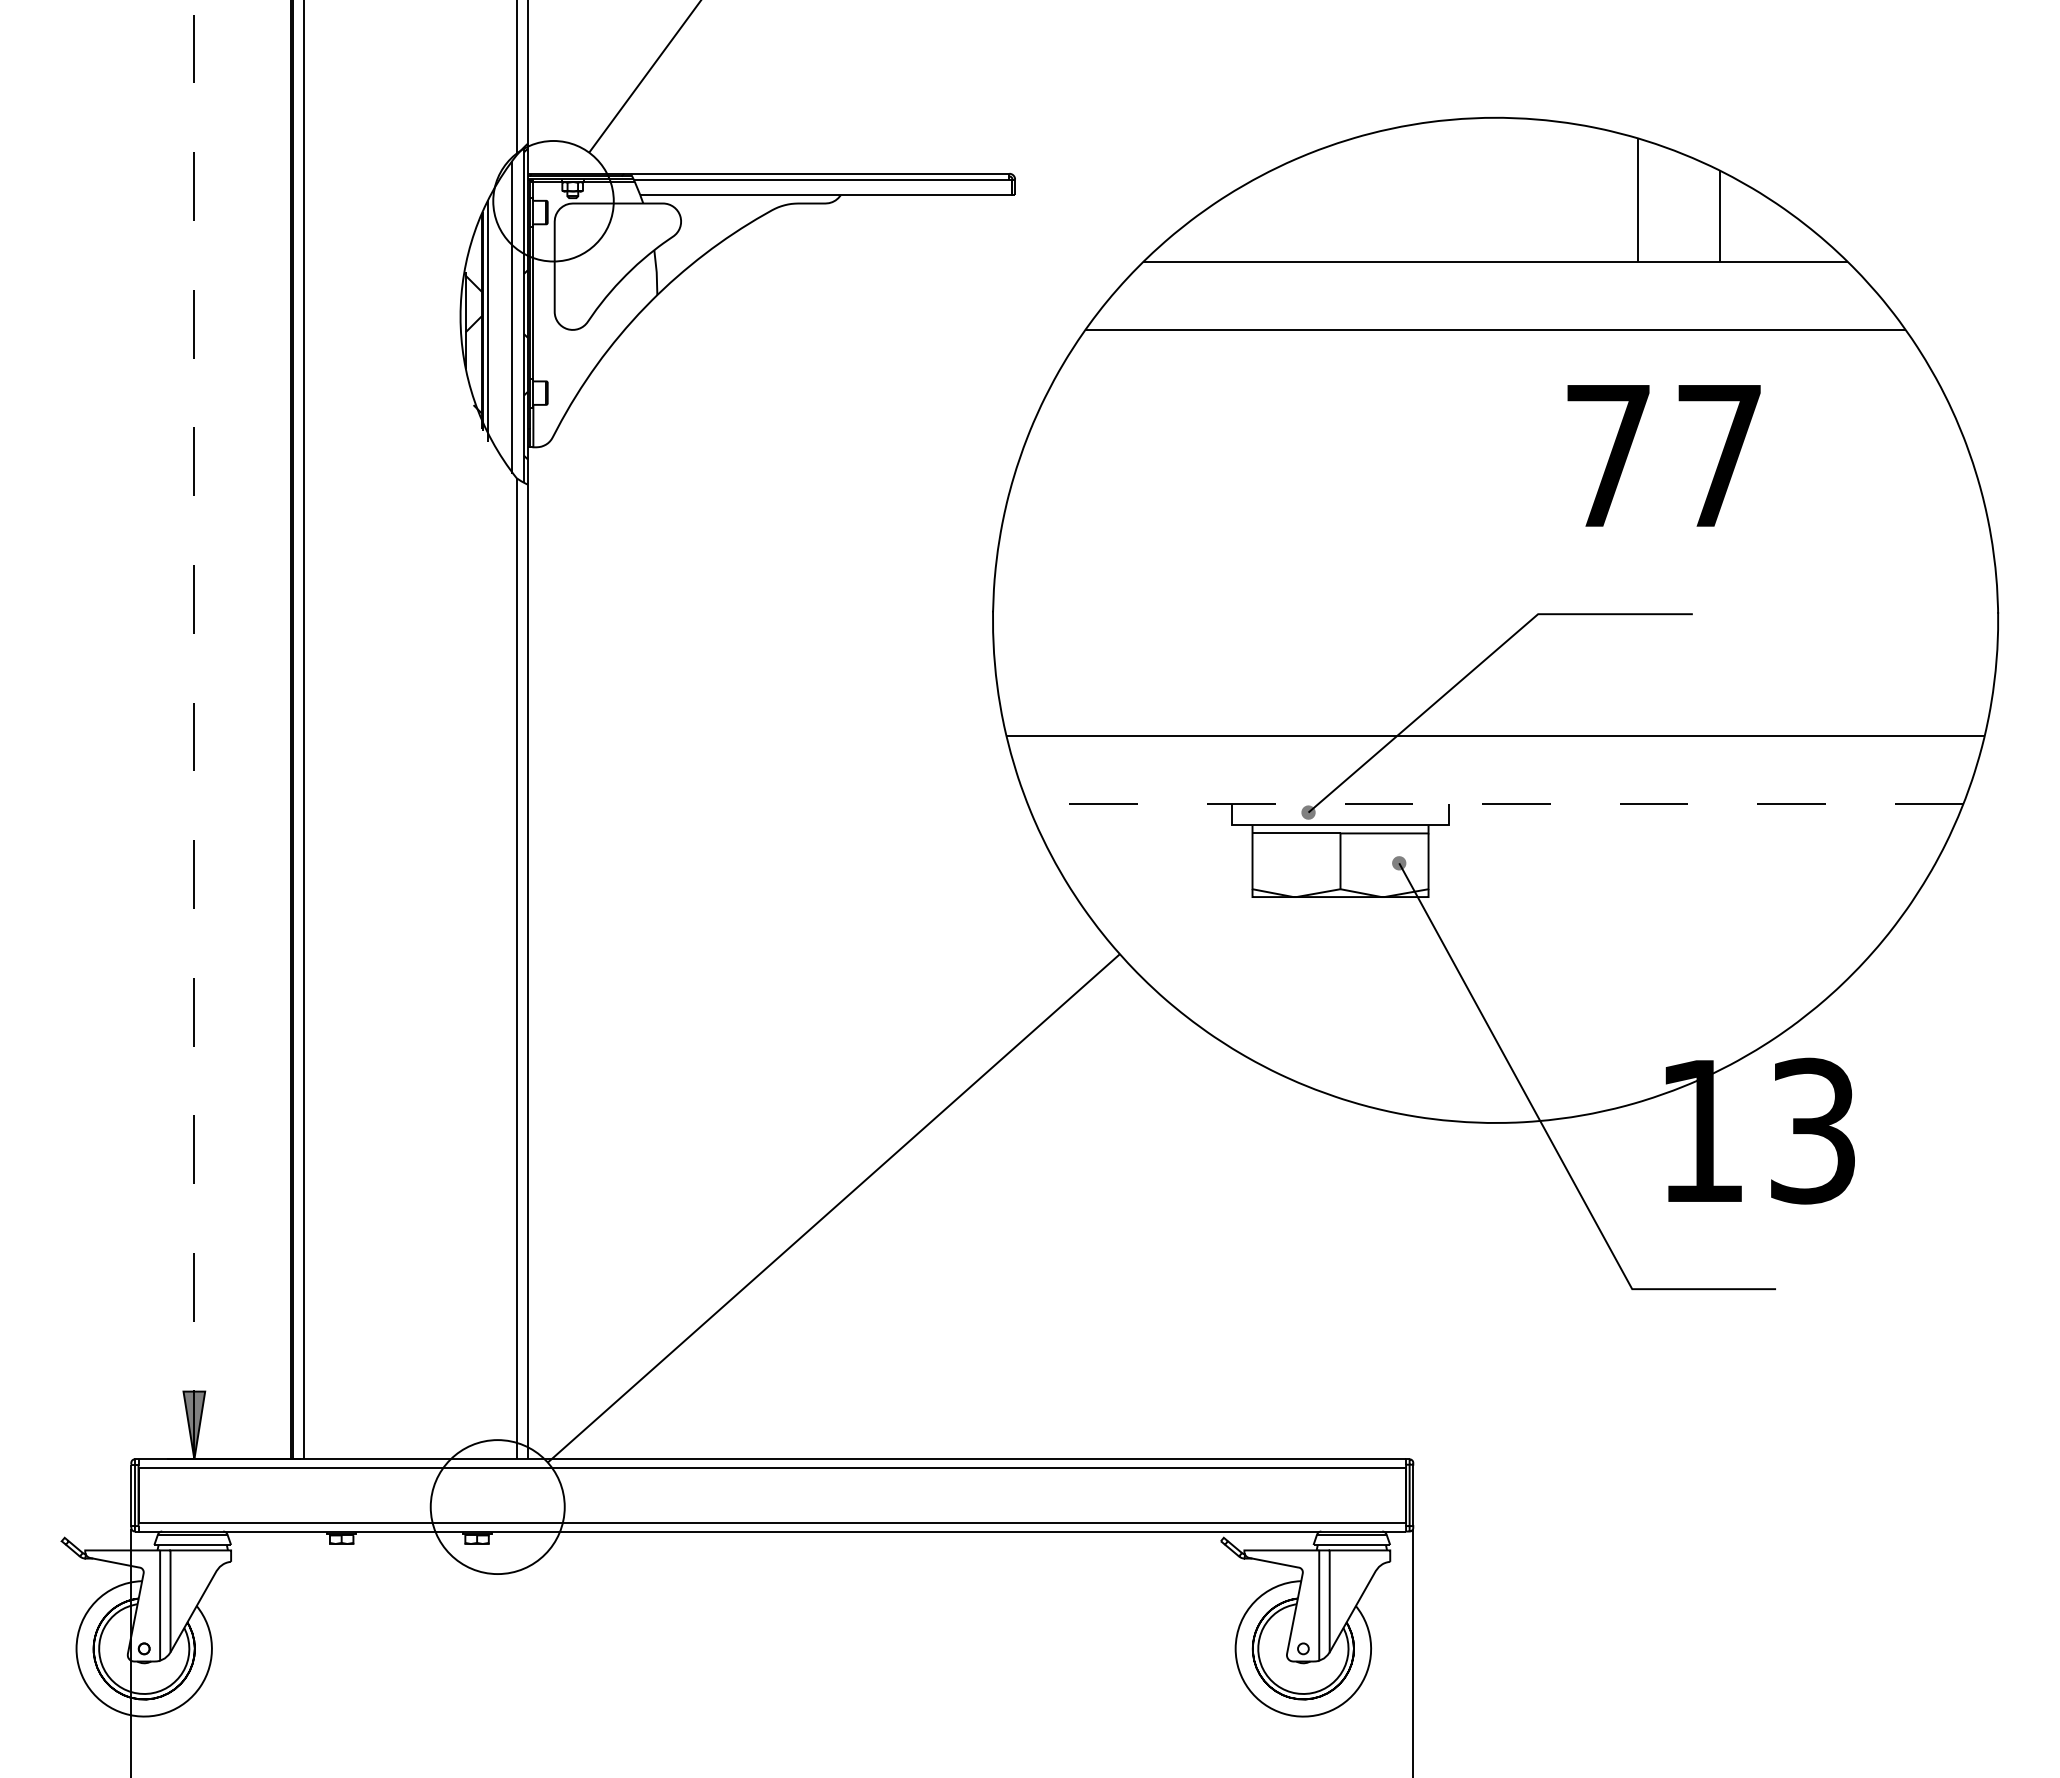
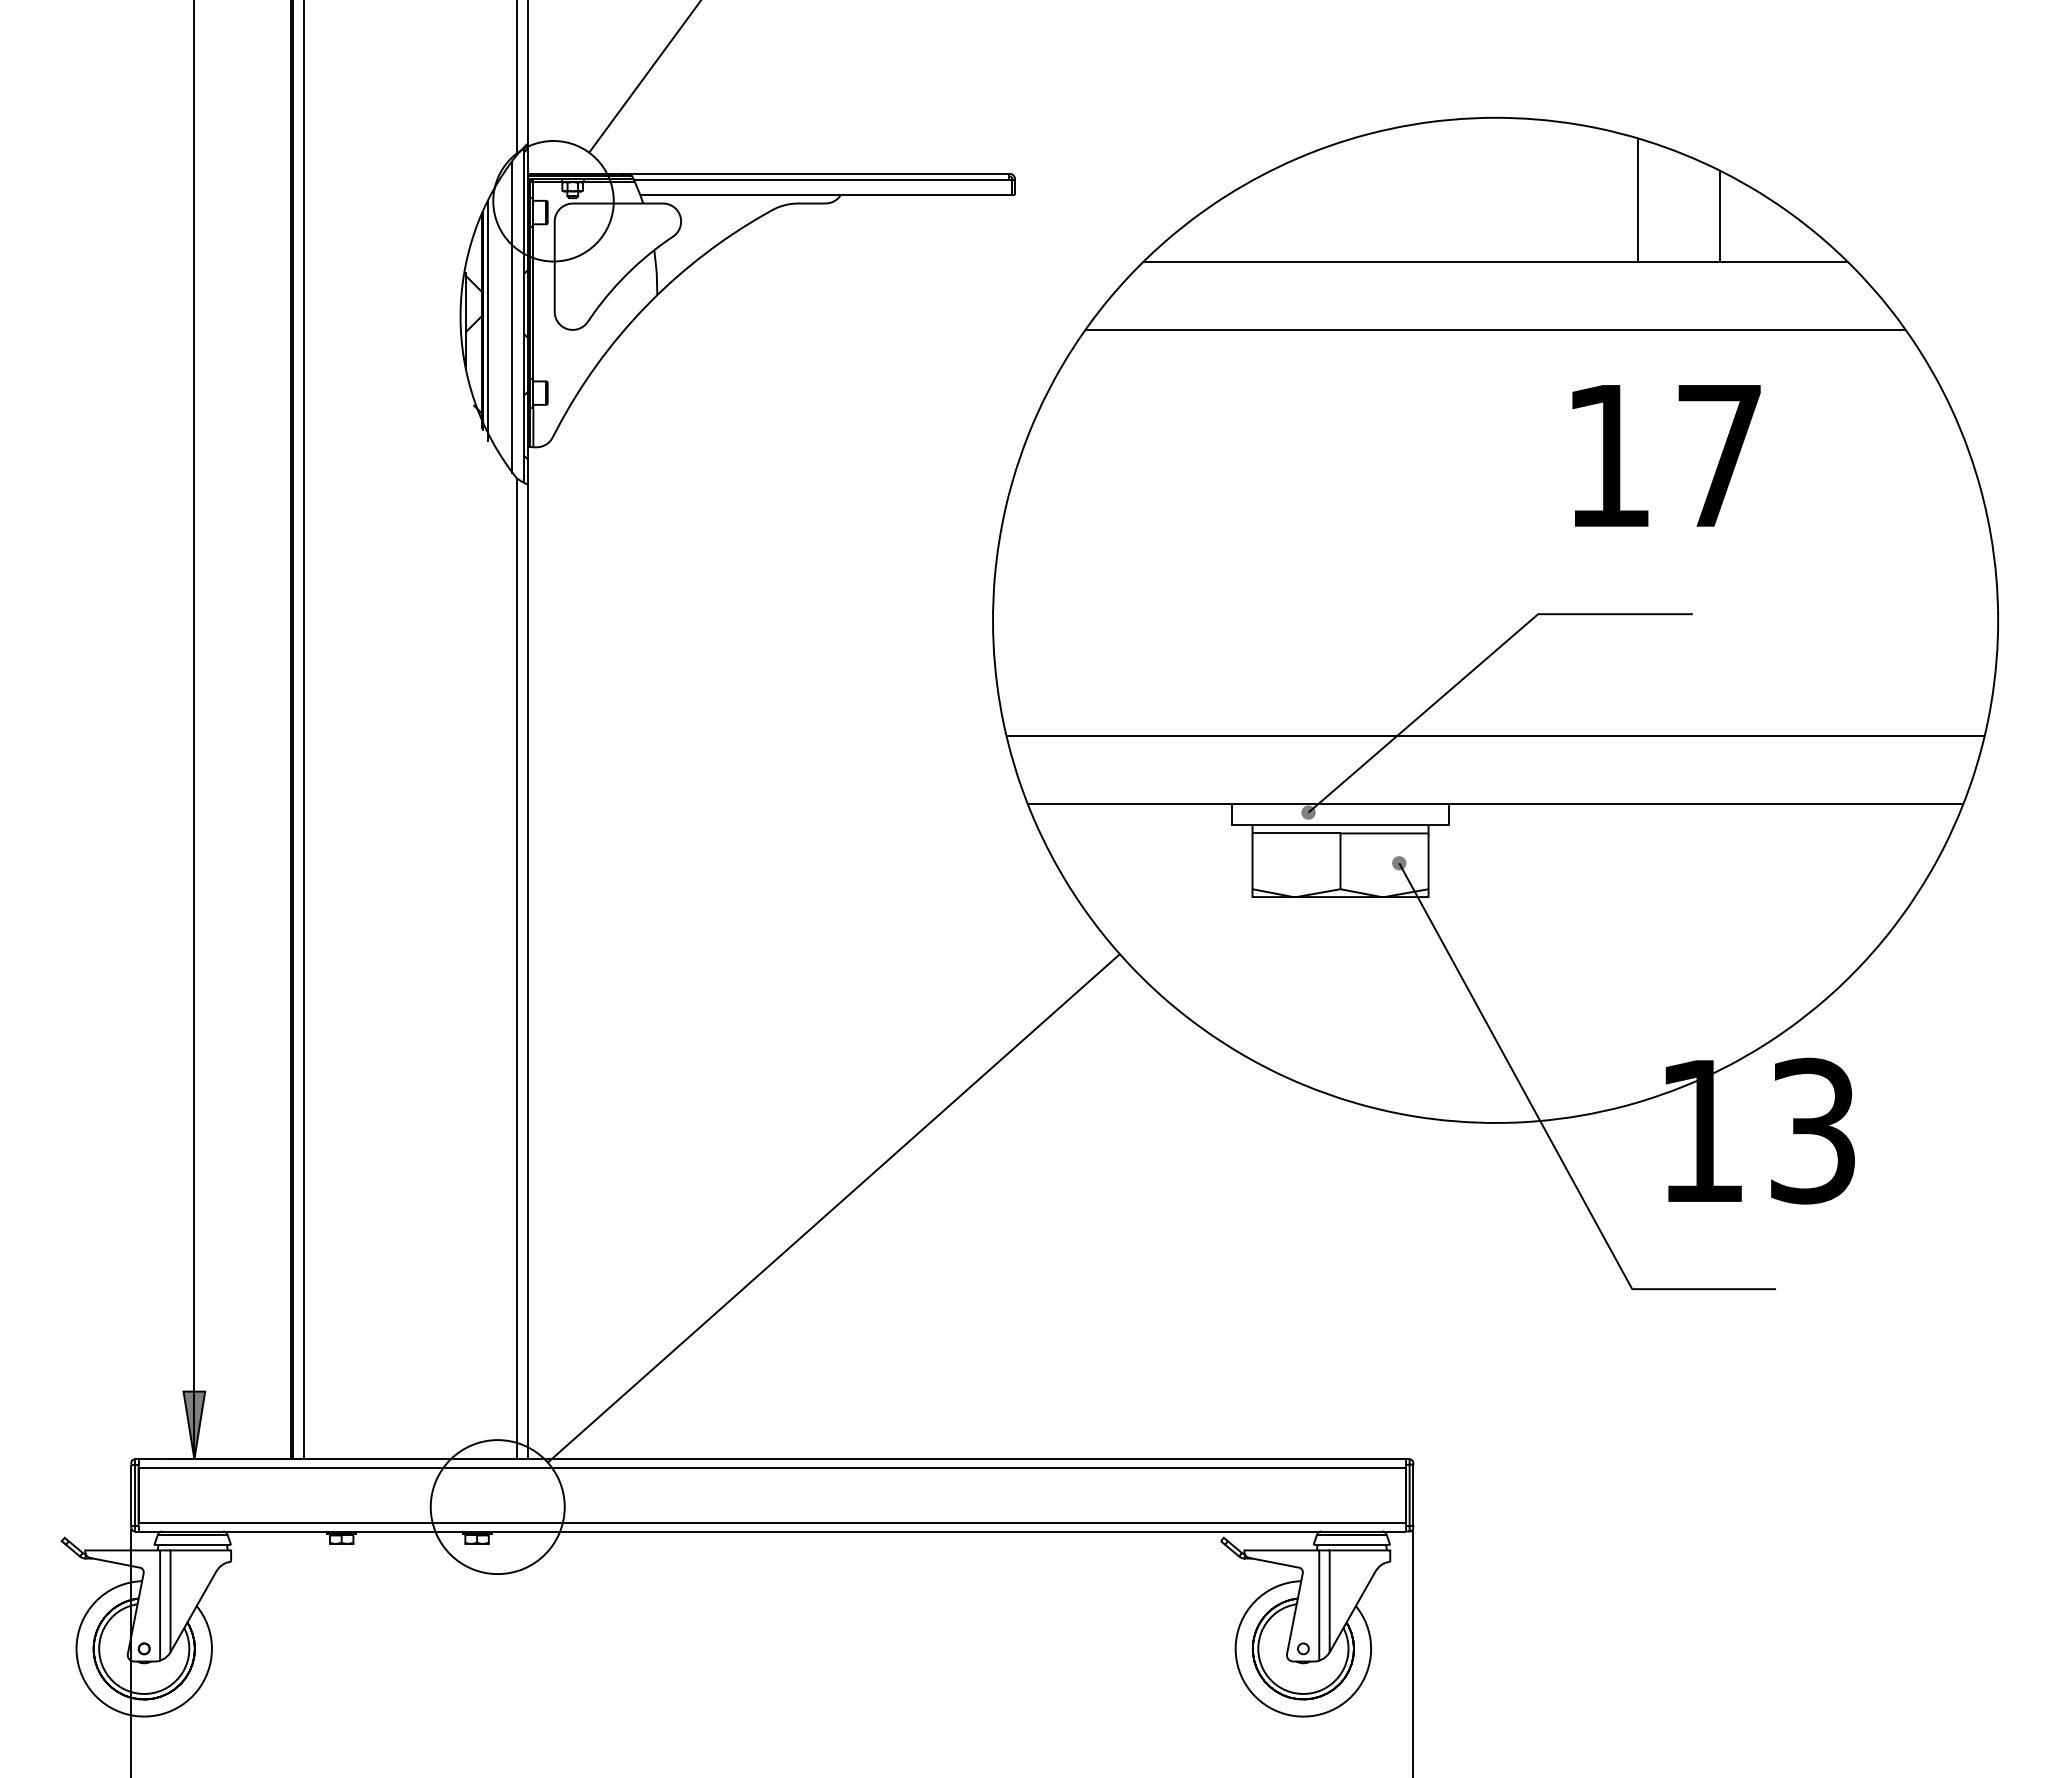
text: 77 -> 17 (1608, 455)
line: dashed -> solid (194, 729)
line: dashed -> solid (1495, 803)
